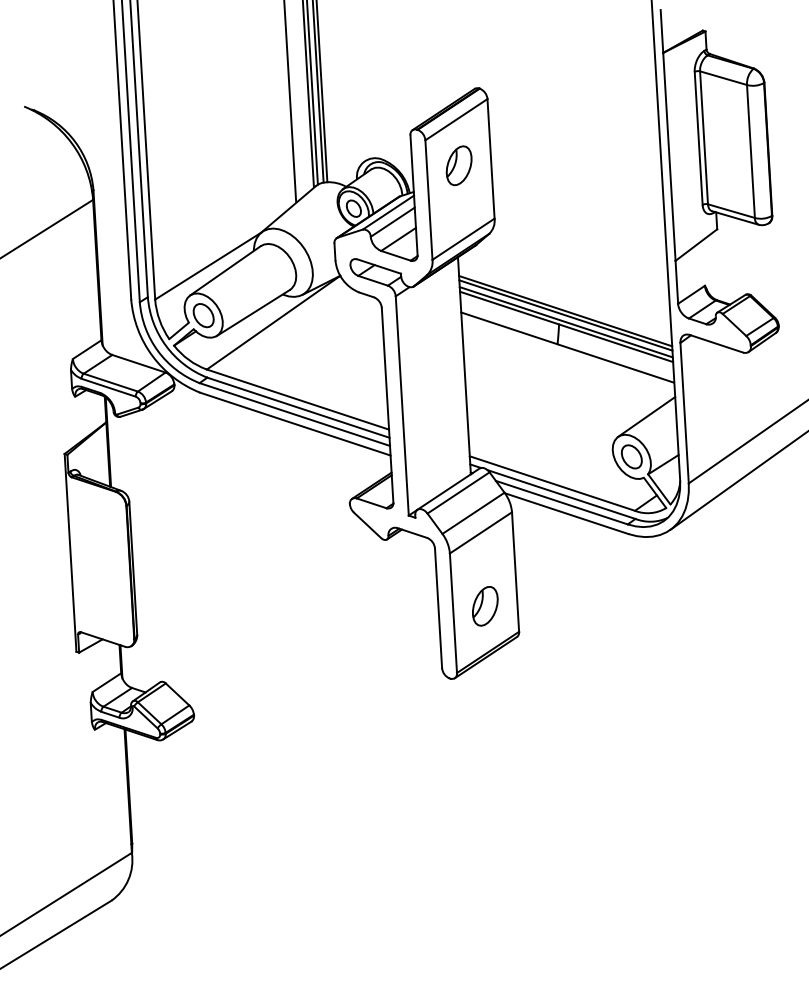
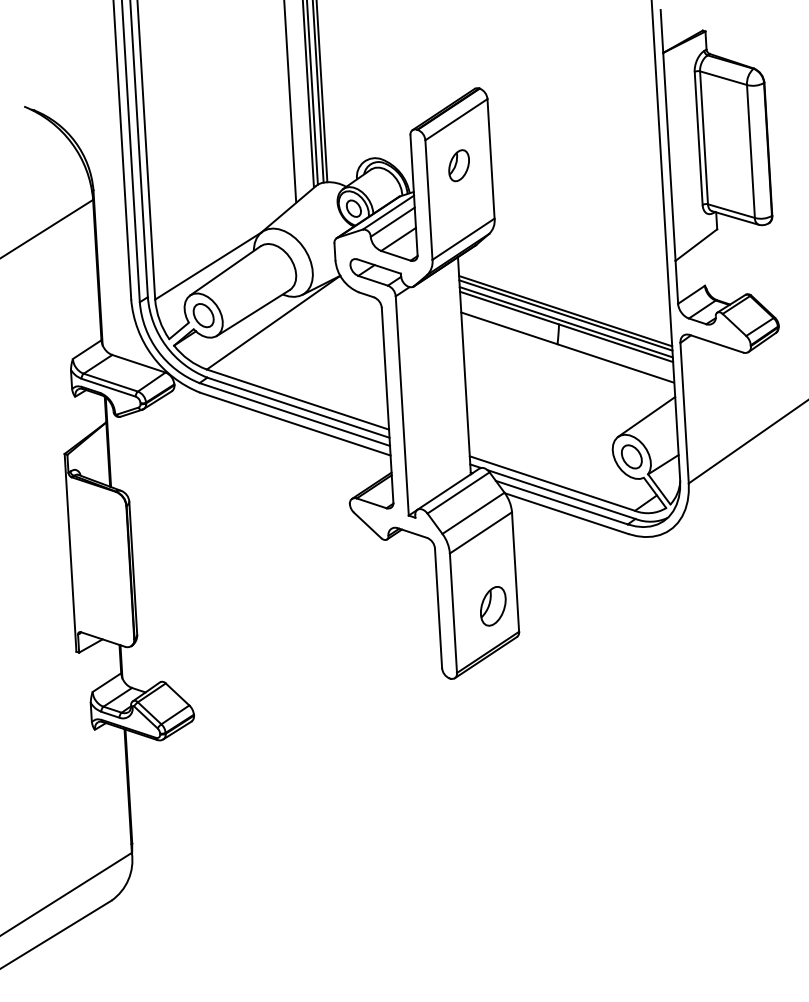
part size: 28x41 px -> 22x34 px (458, 165)
line: present -> none (737, 480)
part position: (485, 606) -> (493, 606) (493, 606)
